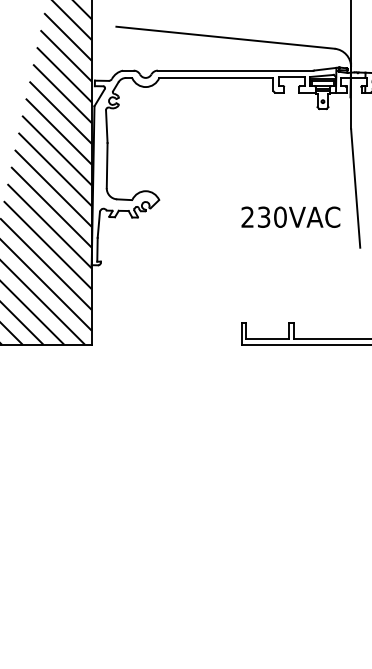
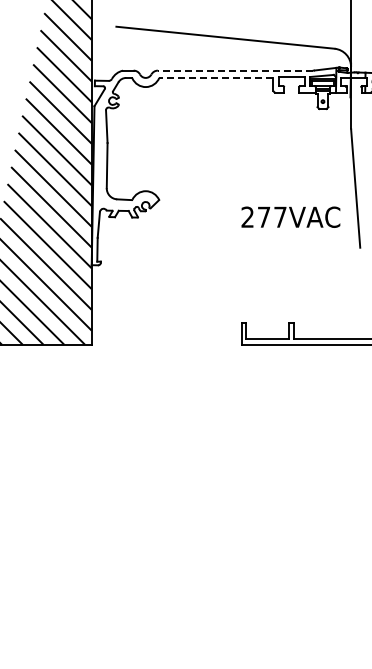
line: solid -> dashed (234, 70)
line: solid -> dashed (215, 77)
text: 230VAC -> 277VAC (272, 216)
